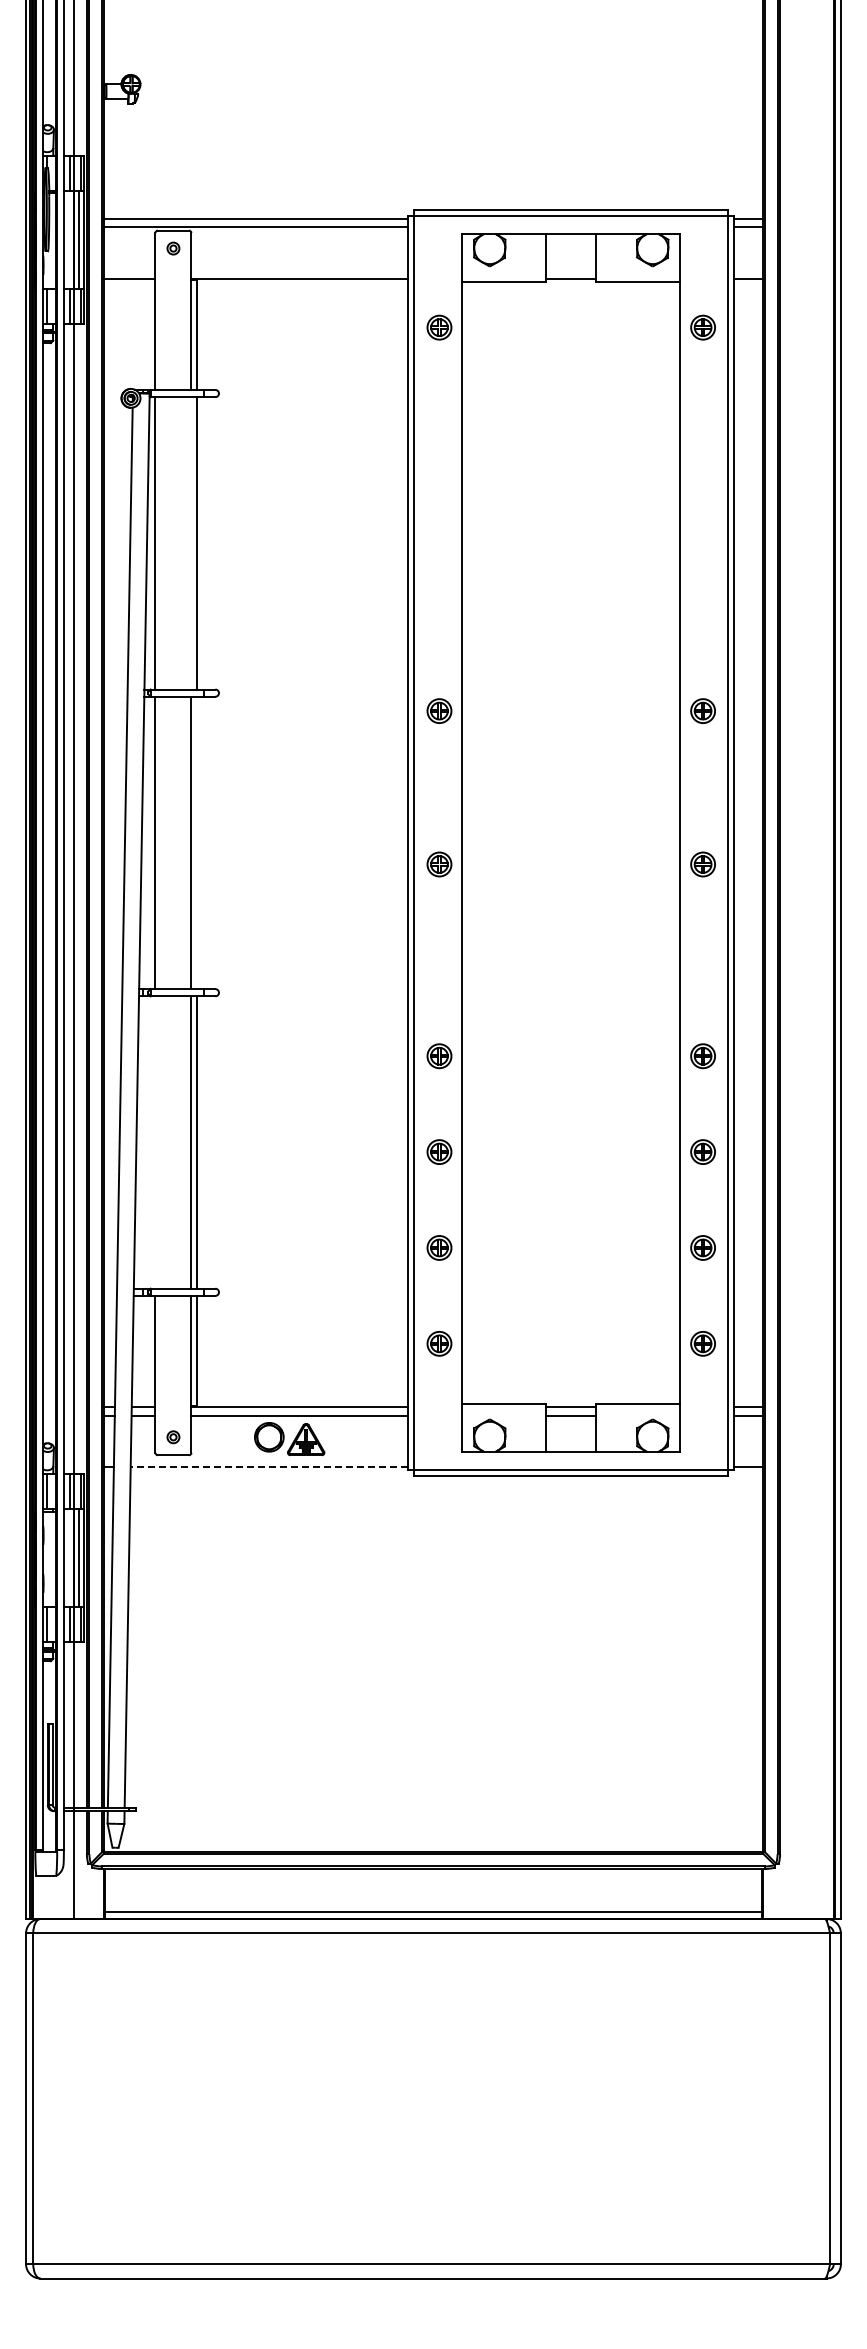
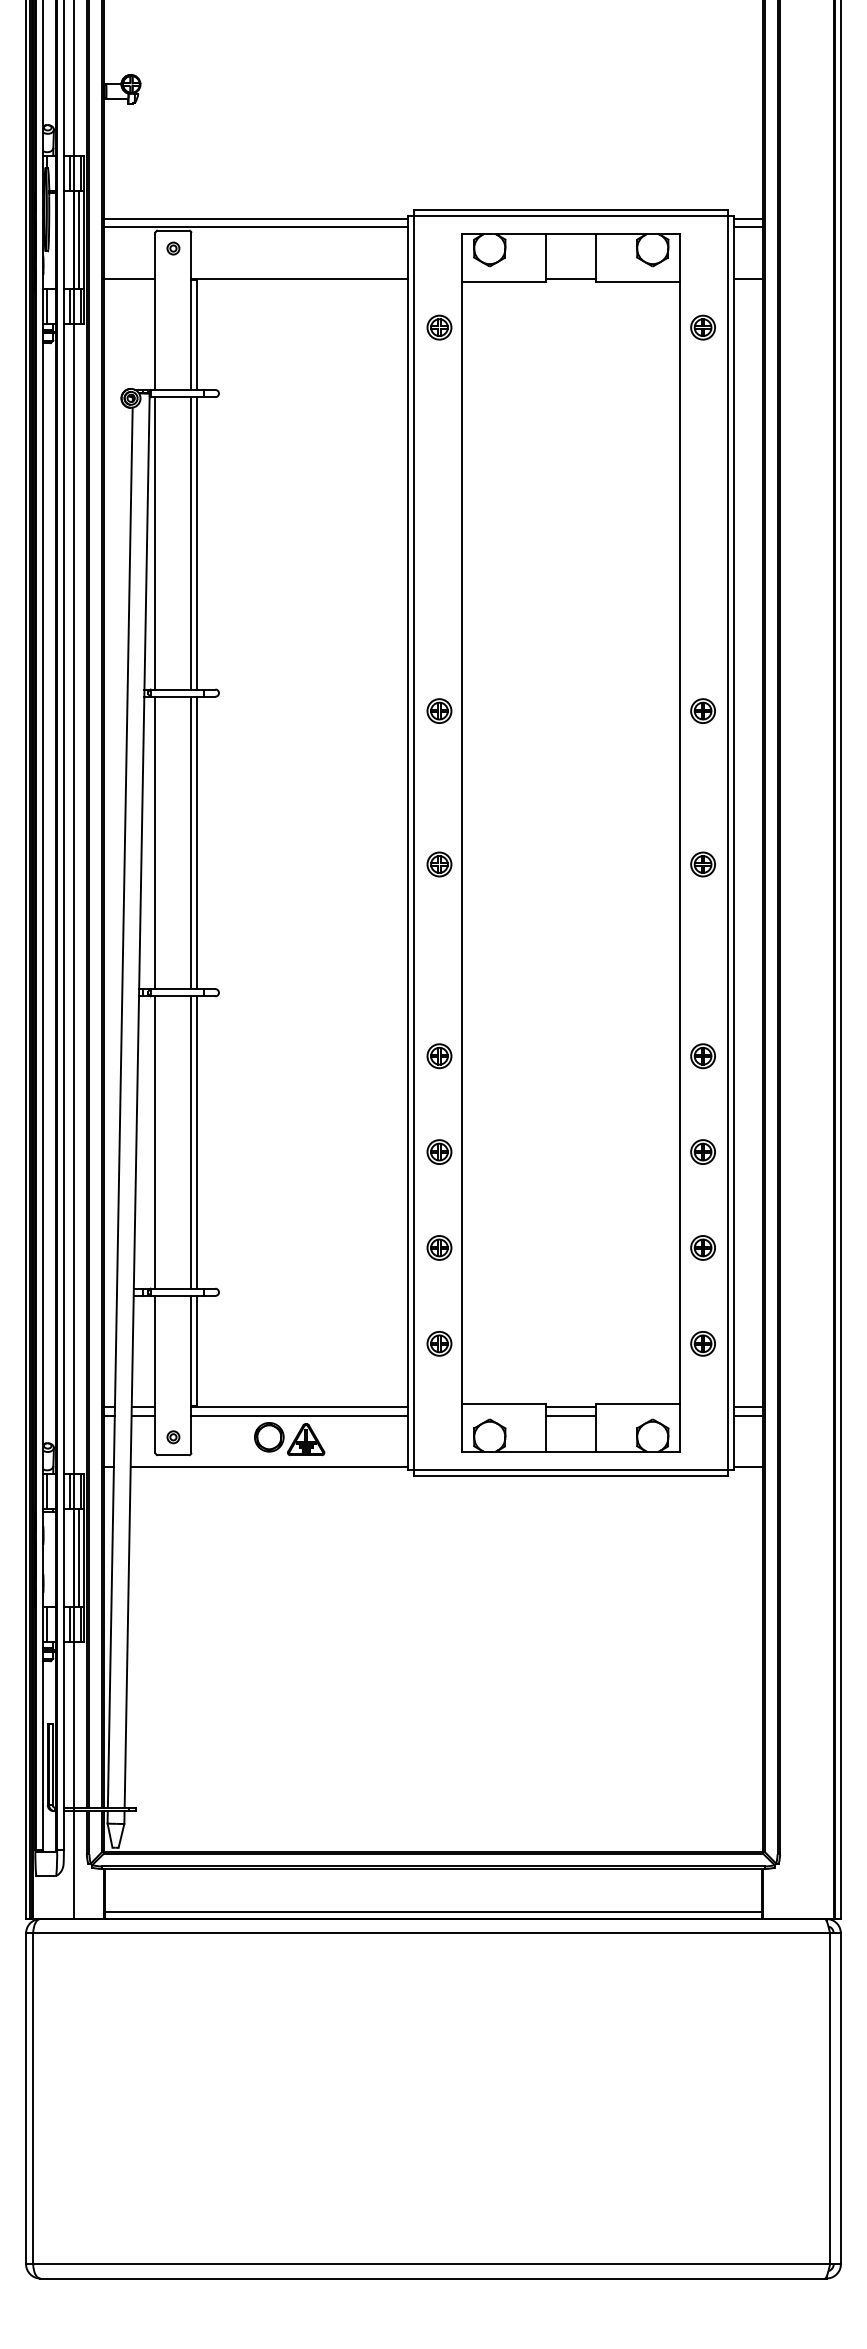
line: none -> present (191, 543)
line: none -> present (197, 842)
line: none -> present (155, 1142)
line: dashed -> solid (269, 1467)
